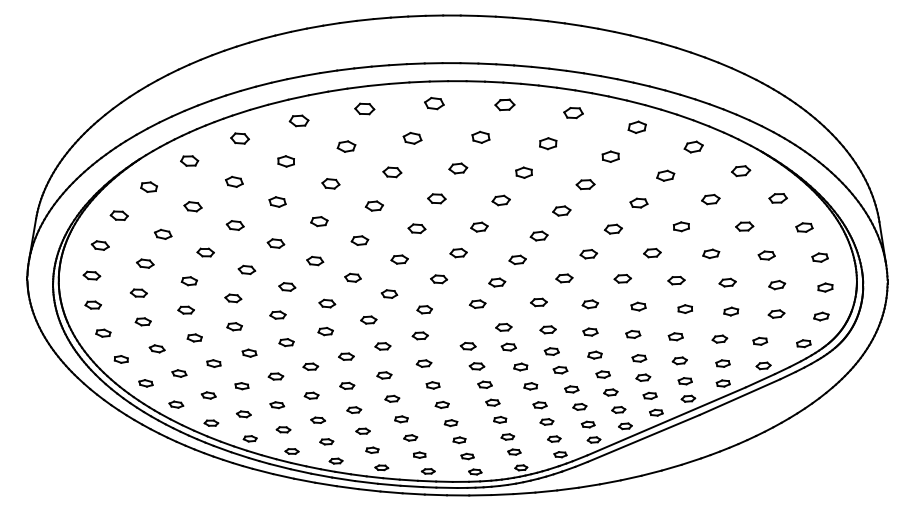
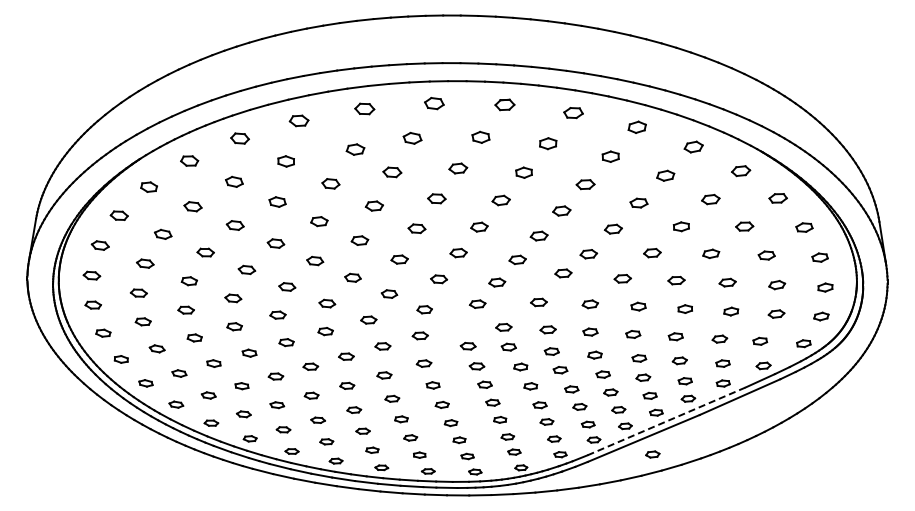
part position: (346, 146) -> (355, 149) (355, 149)
part position: (564, 278) -> (563, 273) (563, 273)
line: solid -> dashed (667, 421)
part: none -> present (652, 454)
